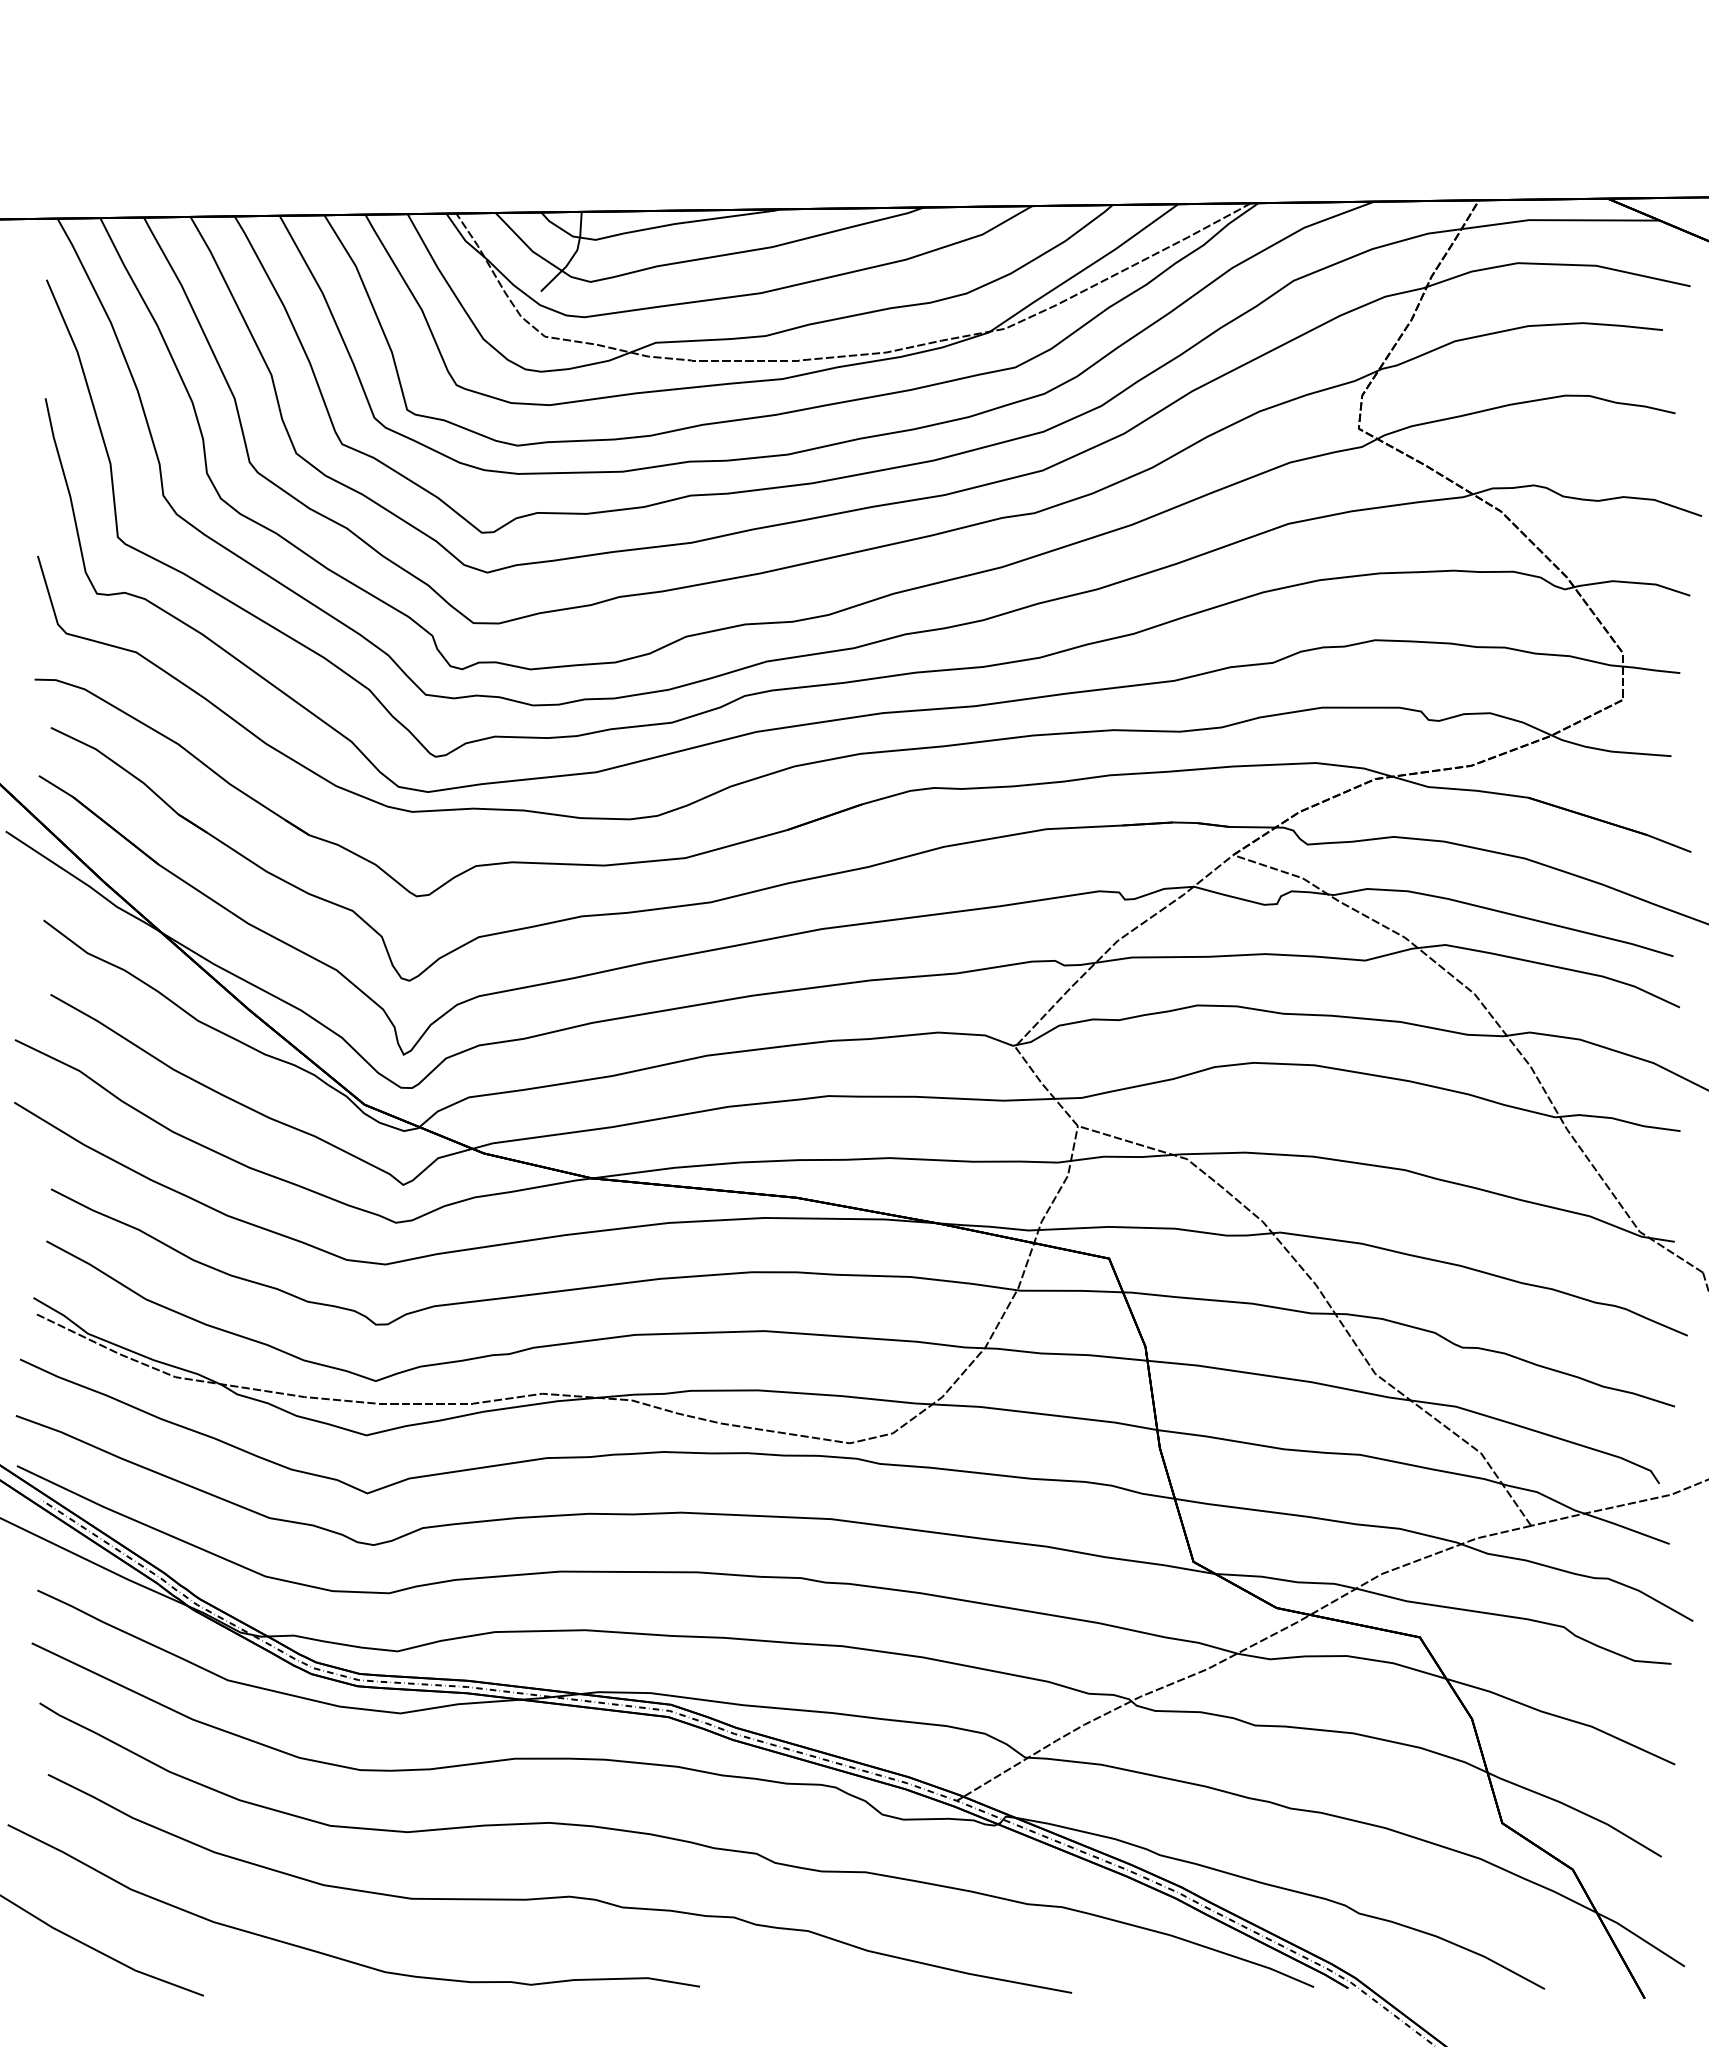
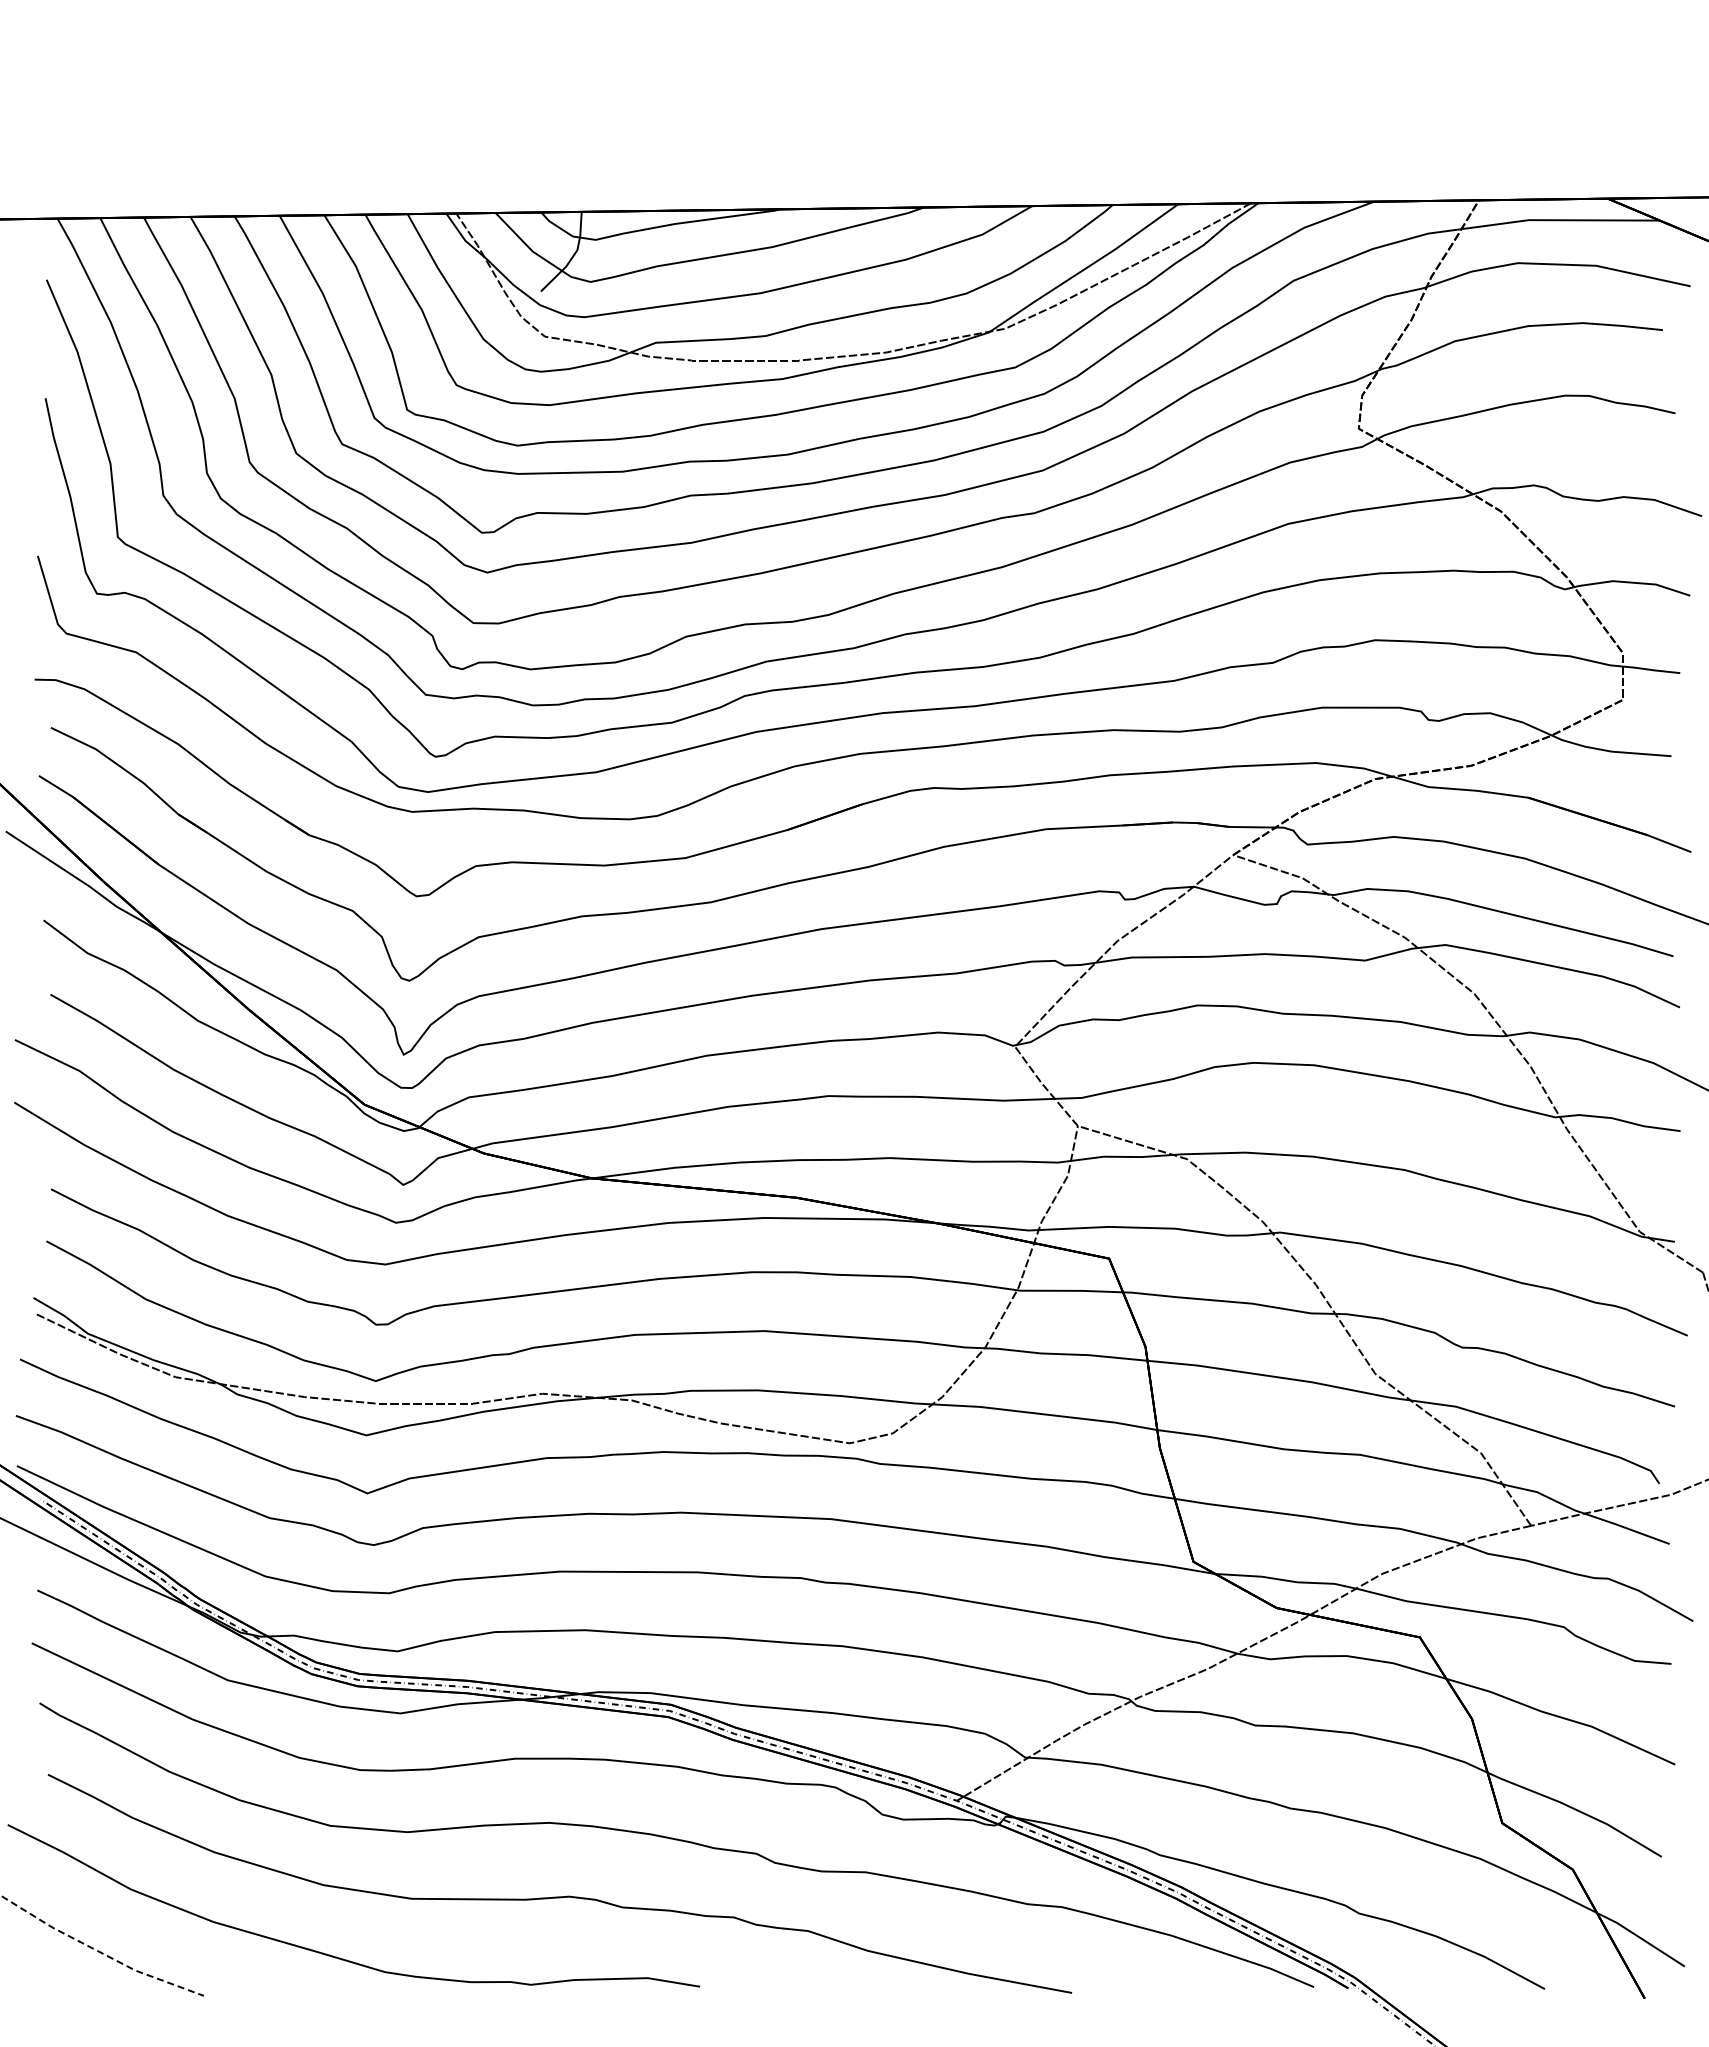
line: solid -> dashed (99, 1951)
